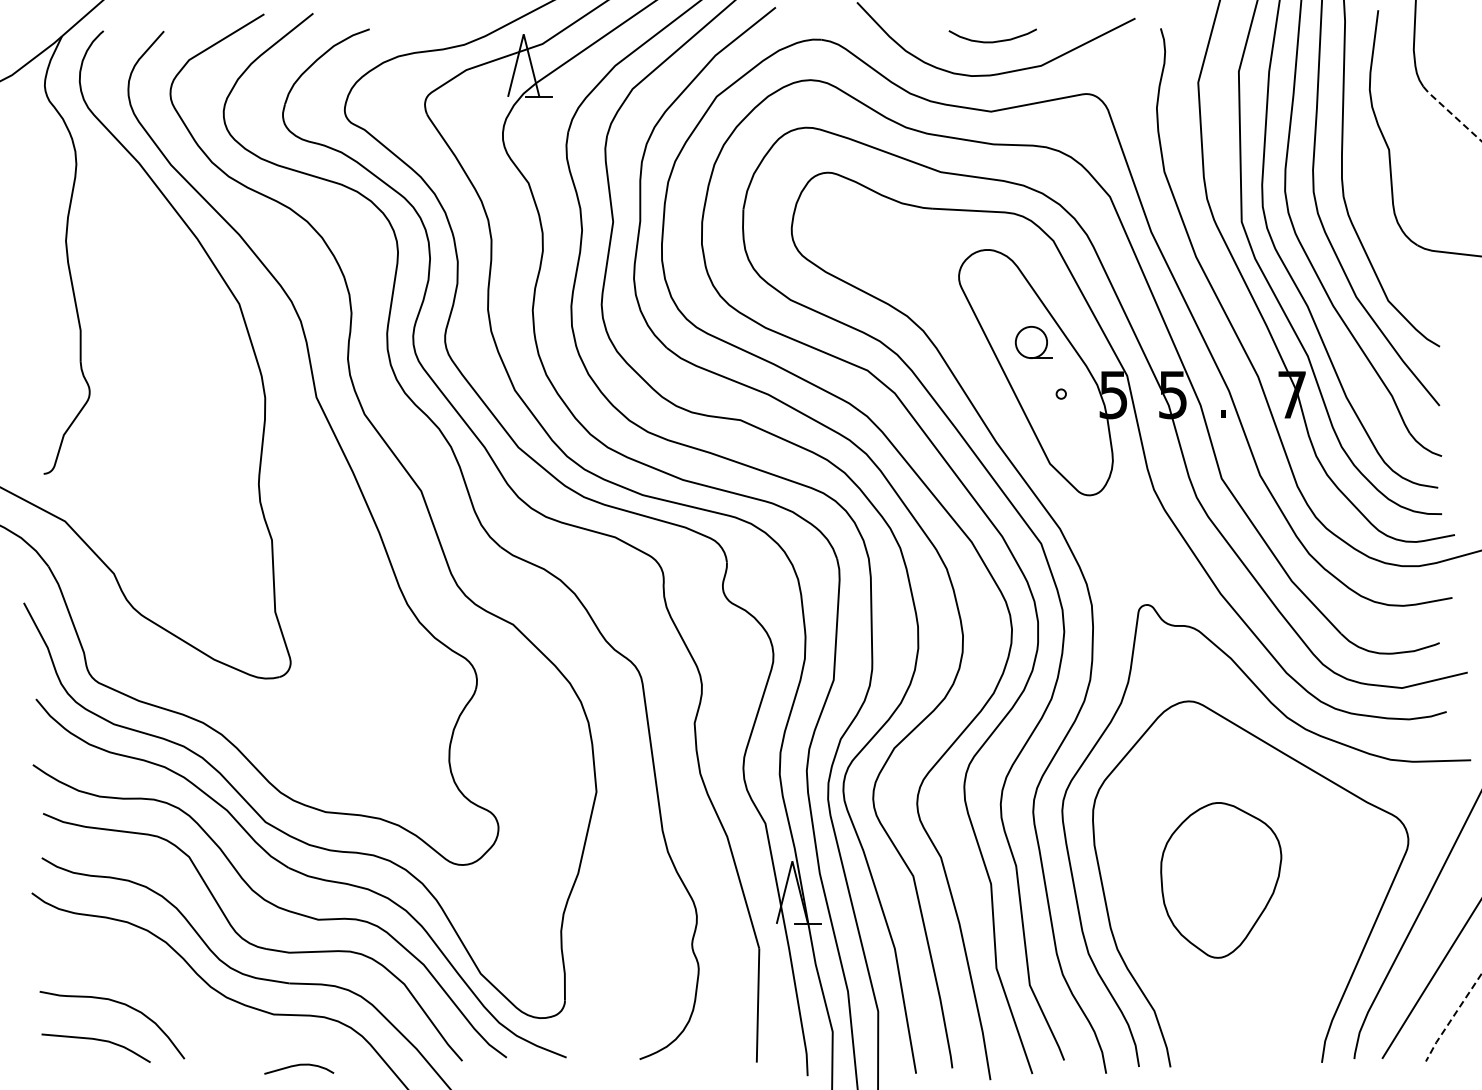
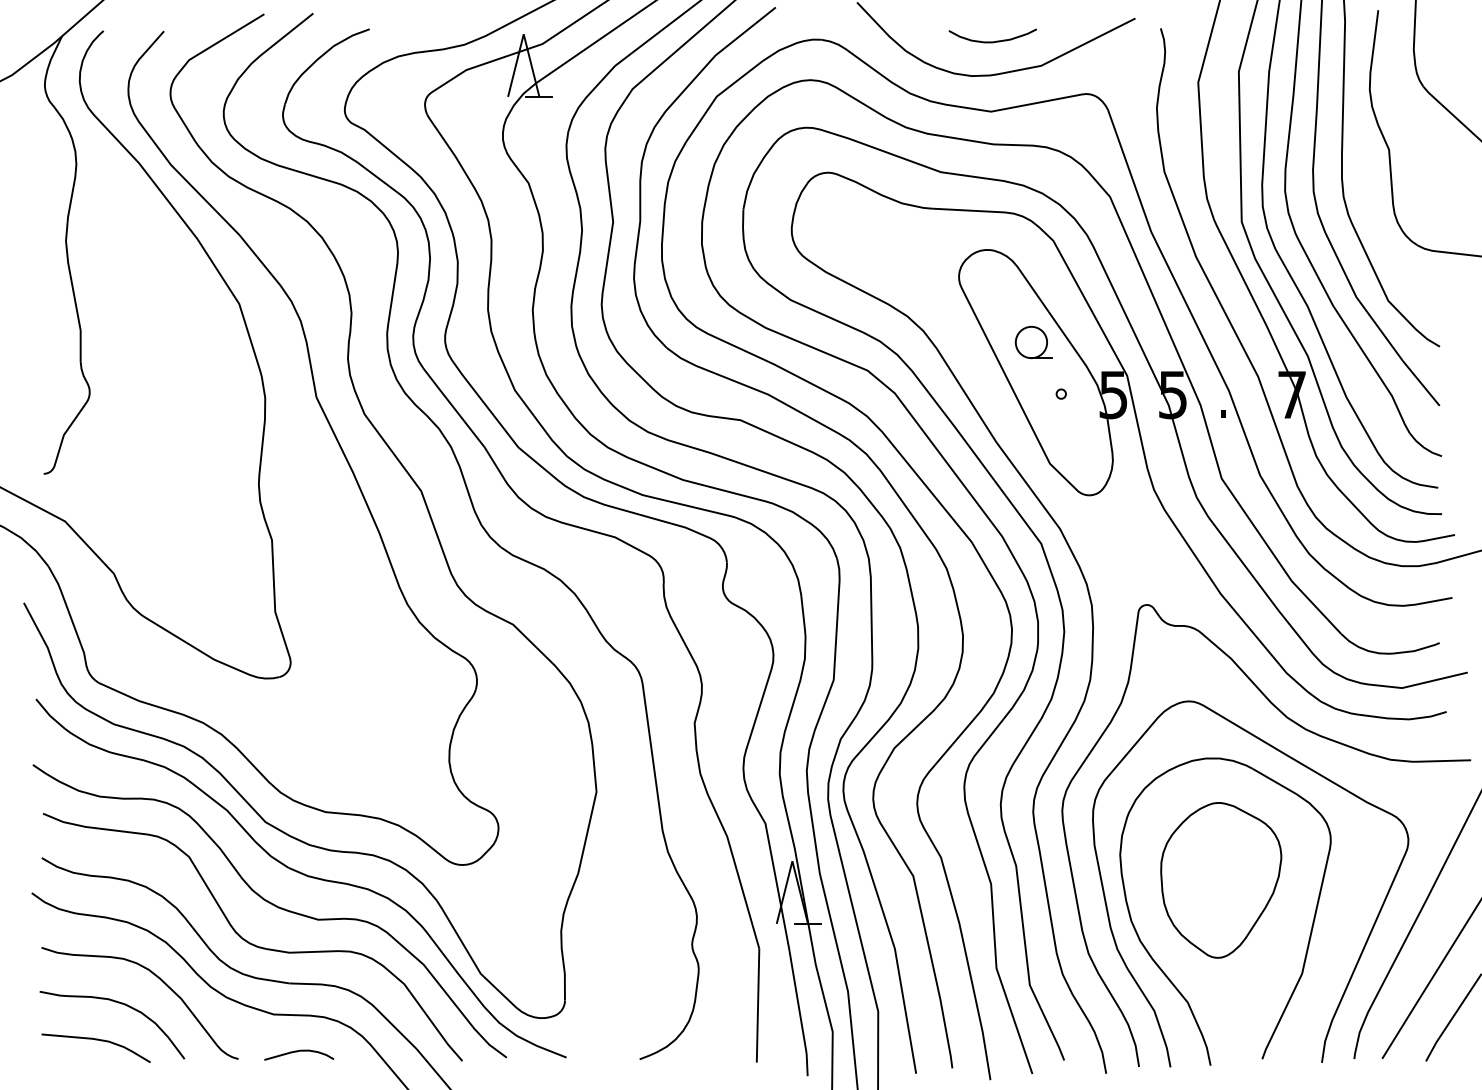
line: dashed -> solid (1451, 113)
part: none -> present (1158, 964)
curve: none -> present (156, 977)
line: dashed -> solid (1452, 1017)
curve position: (297, 1066) -> (297, 1052) (297, 1052)
